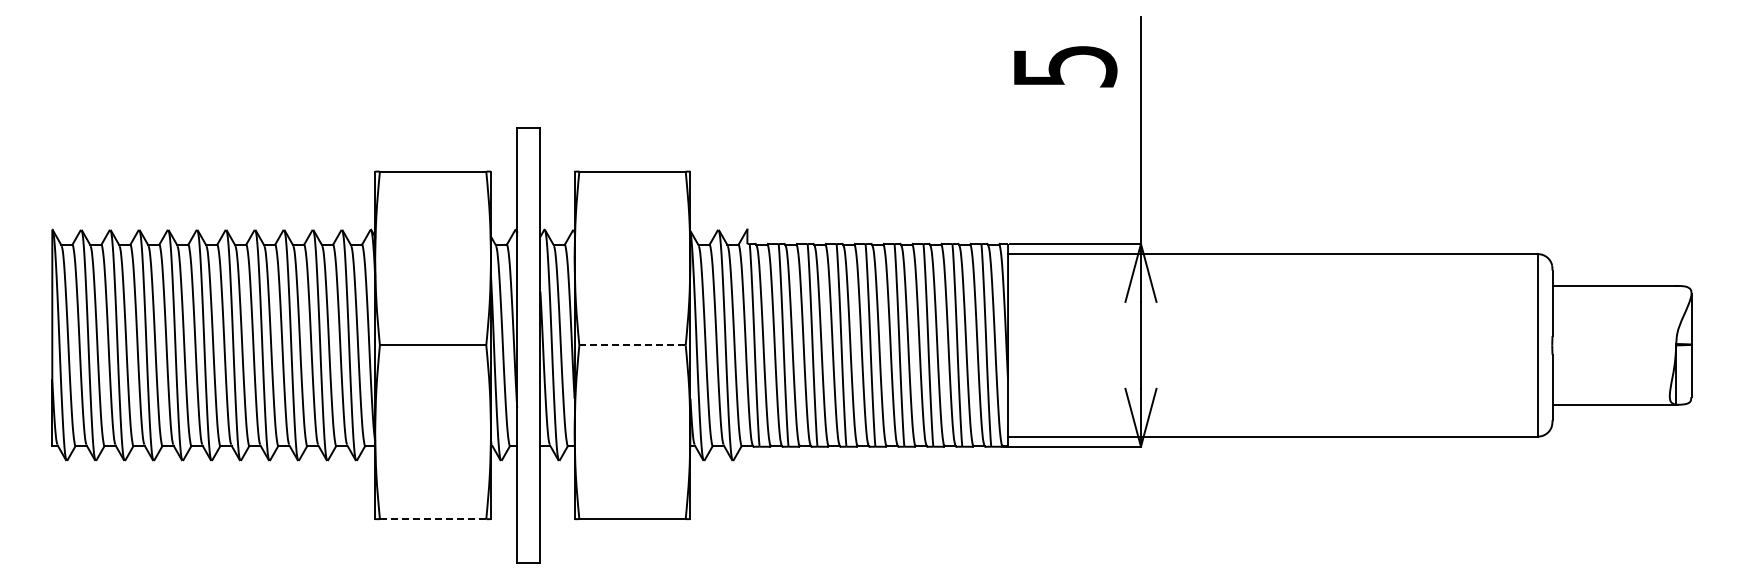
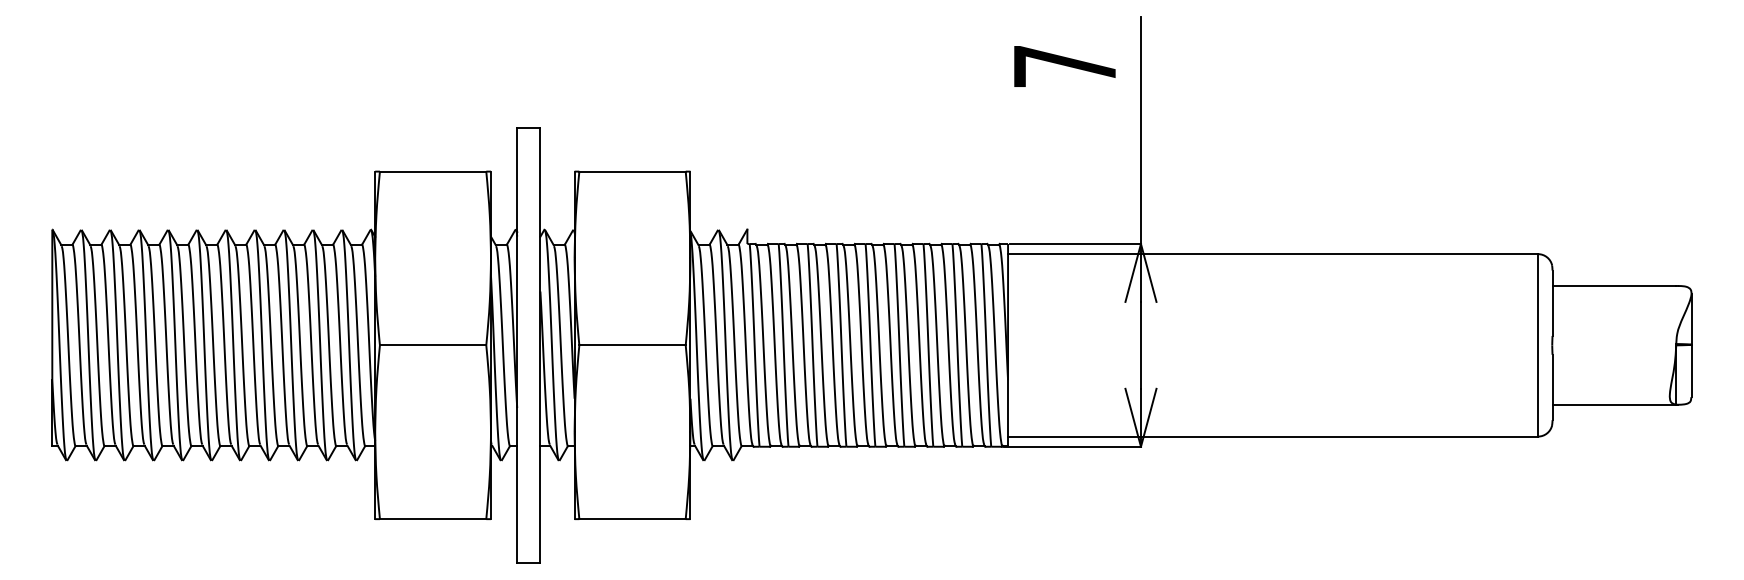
text: 5 -> 7 (1065, 66)
line: dashed -> solid (633, 345)
line: dashed -> solid (433, 519)
